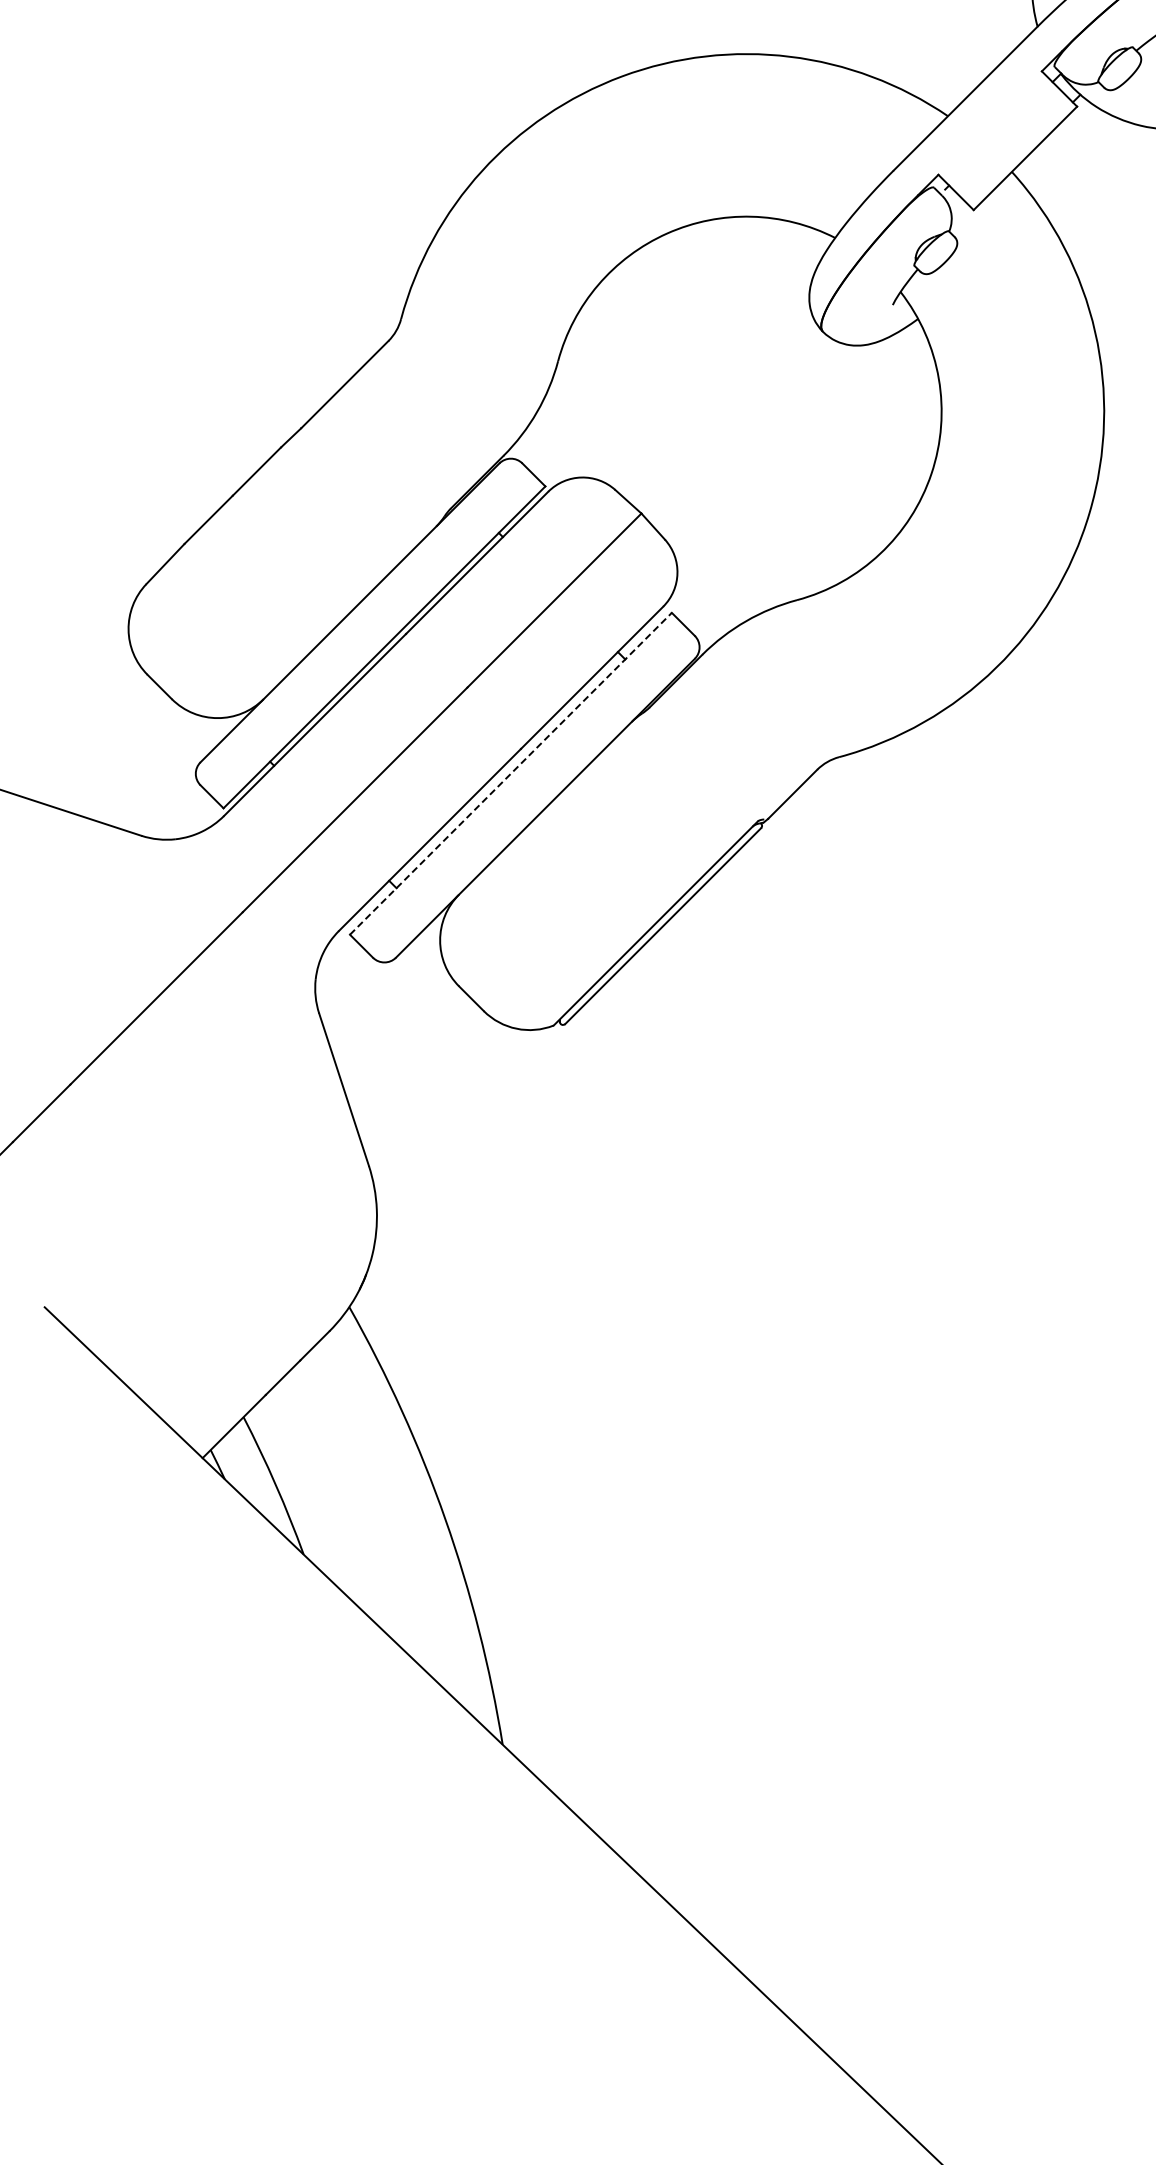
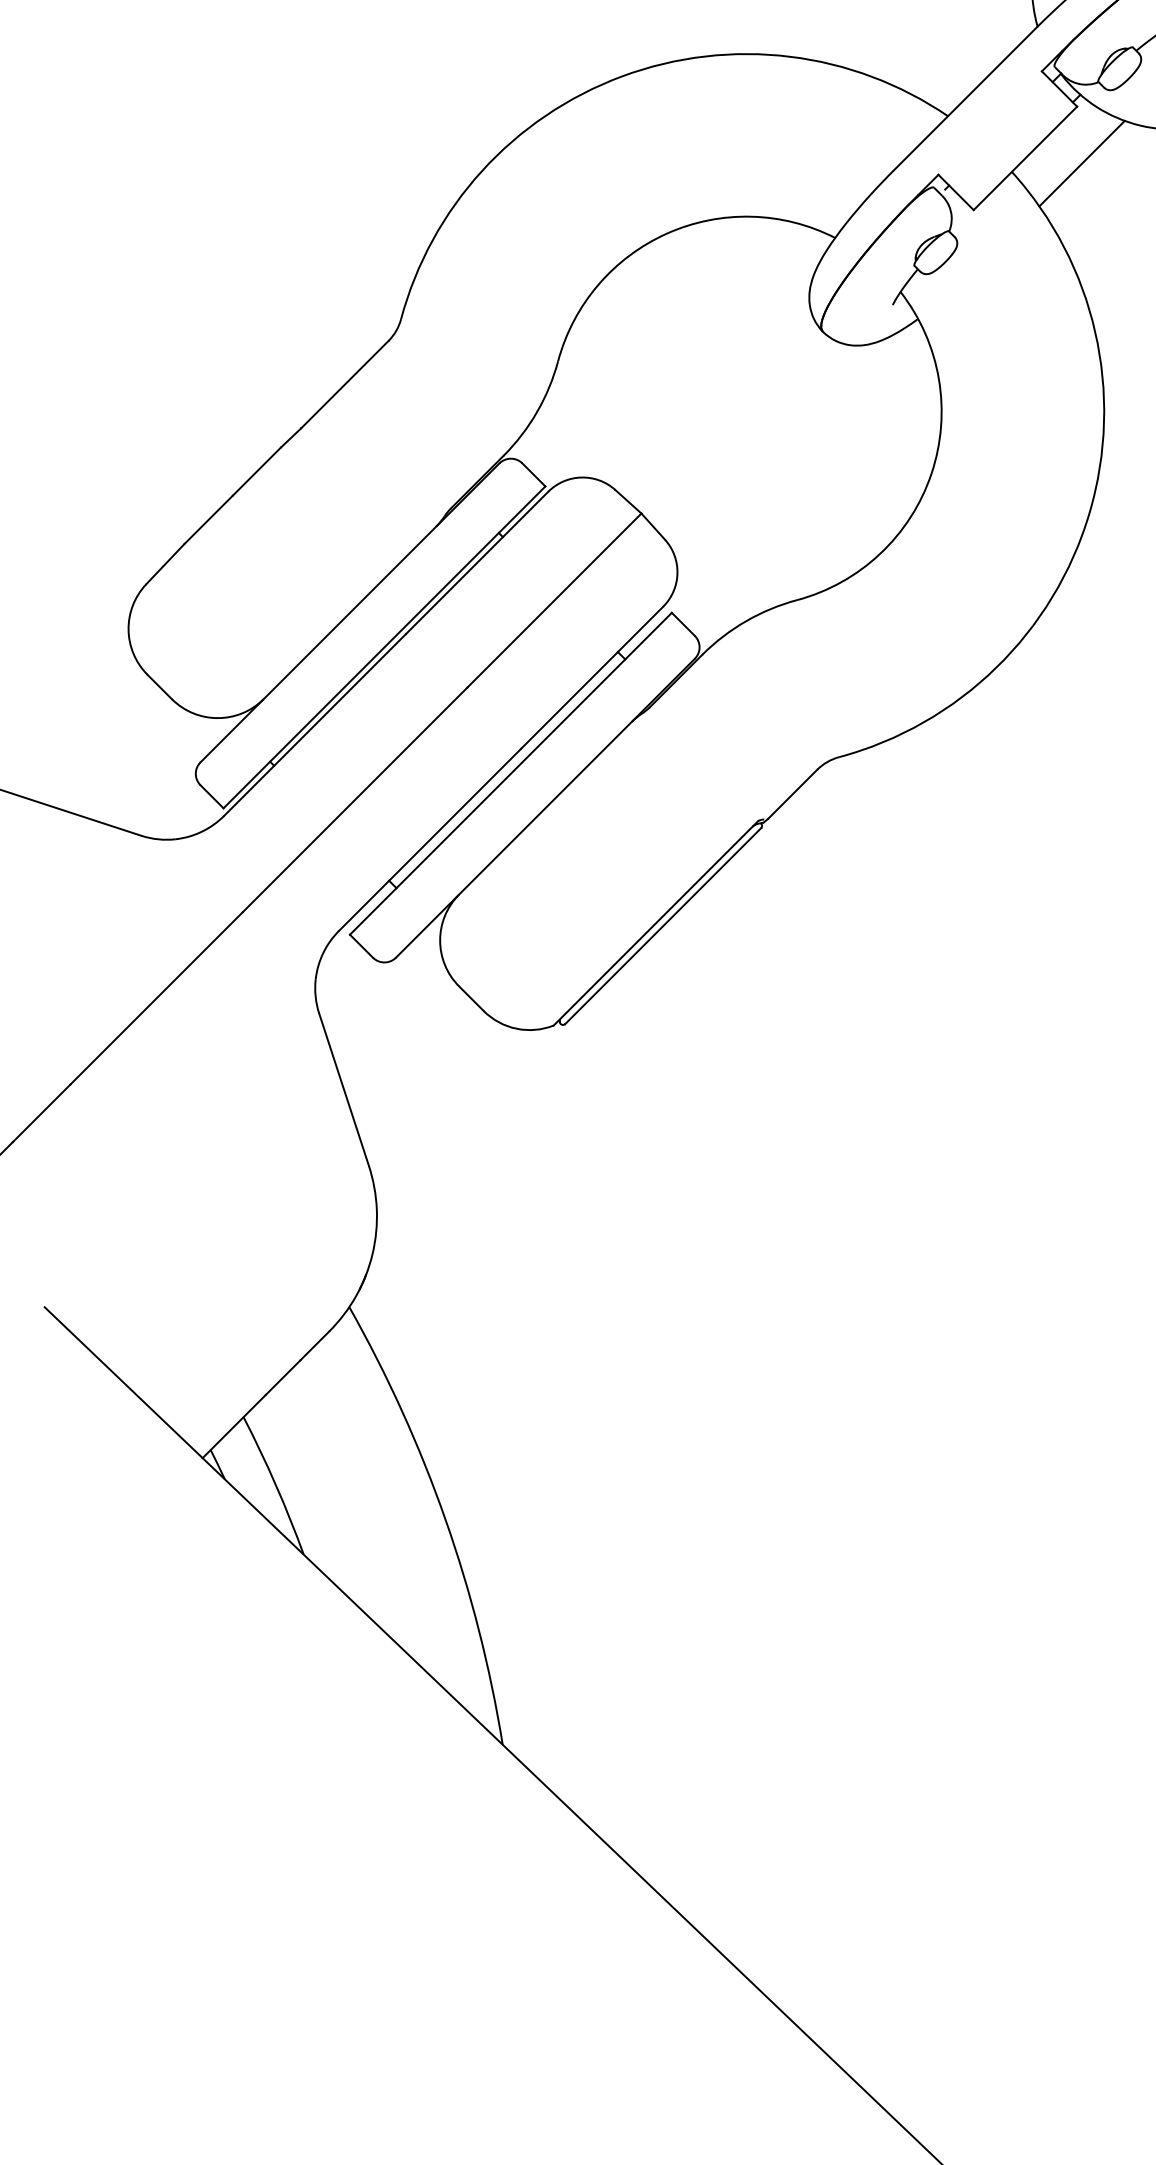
line: none -> present (1081, 163)
line: dashed -> solid (510, 773)
